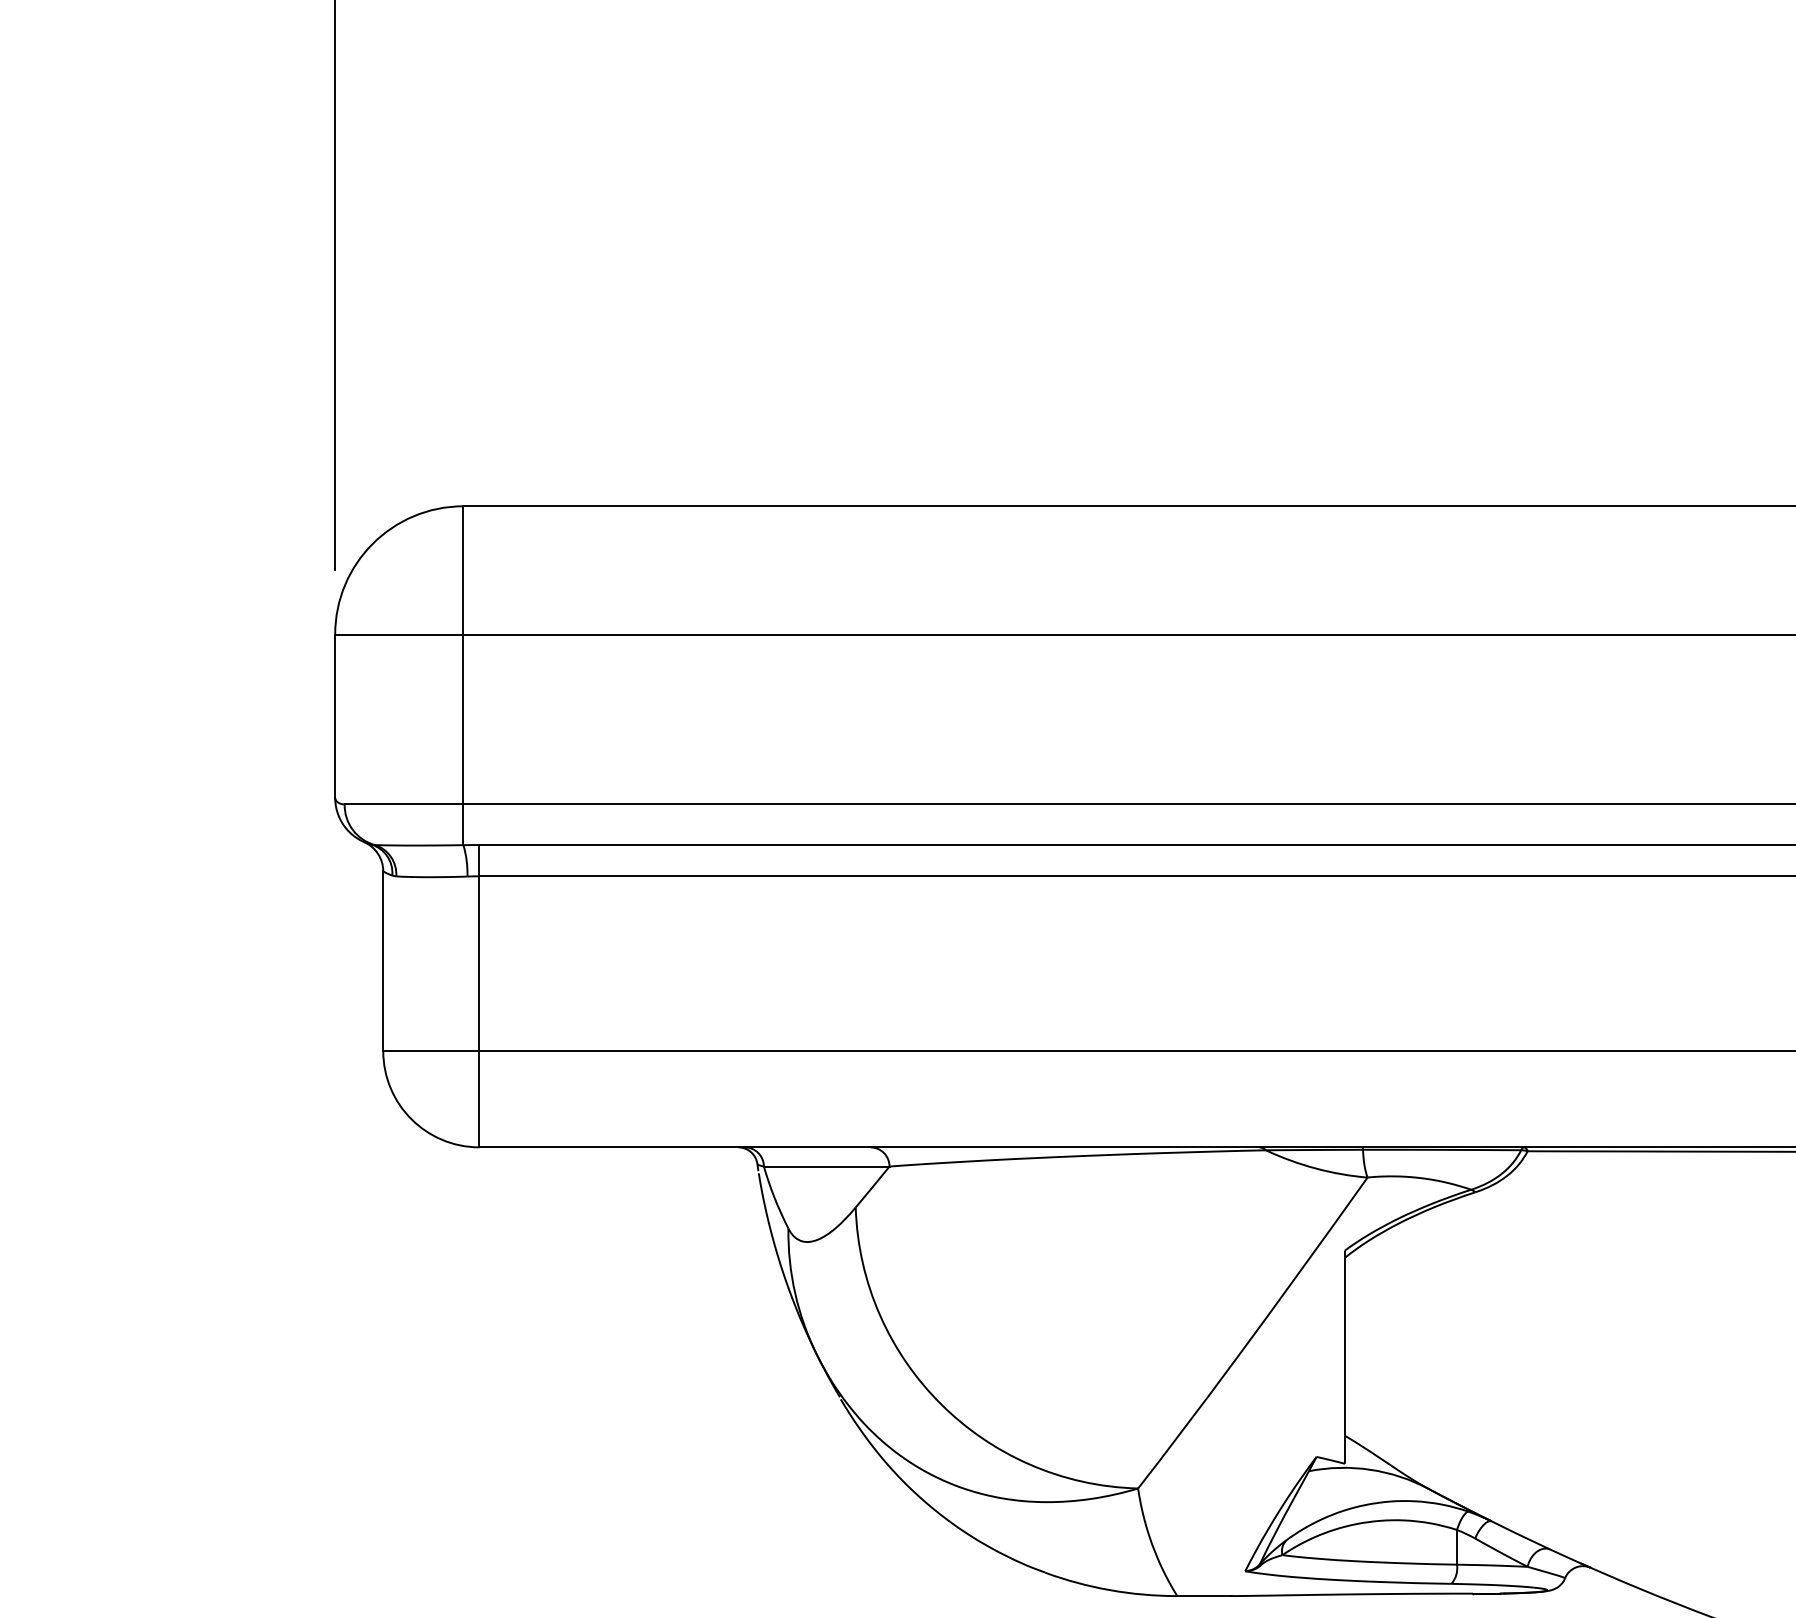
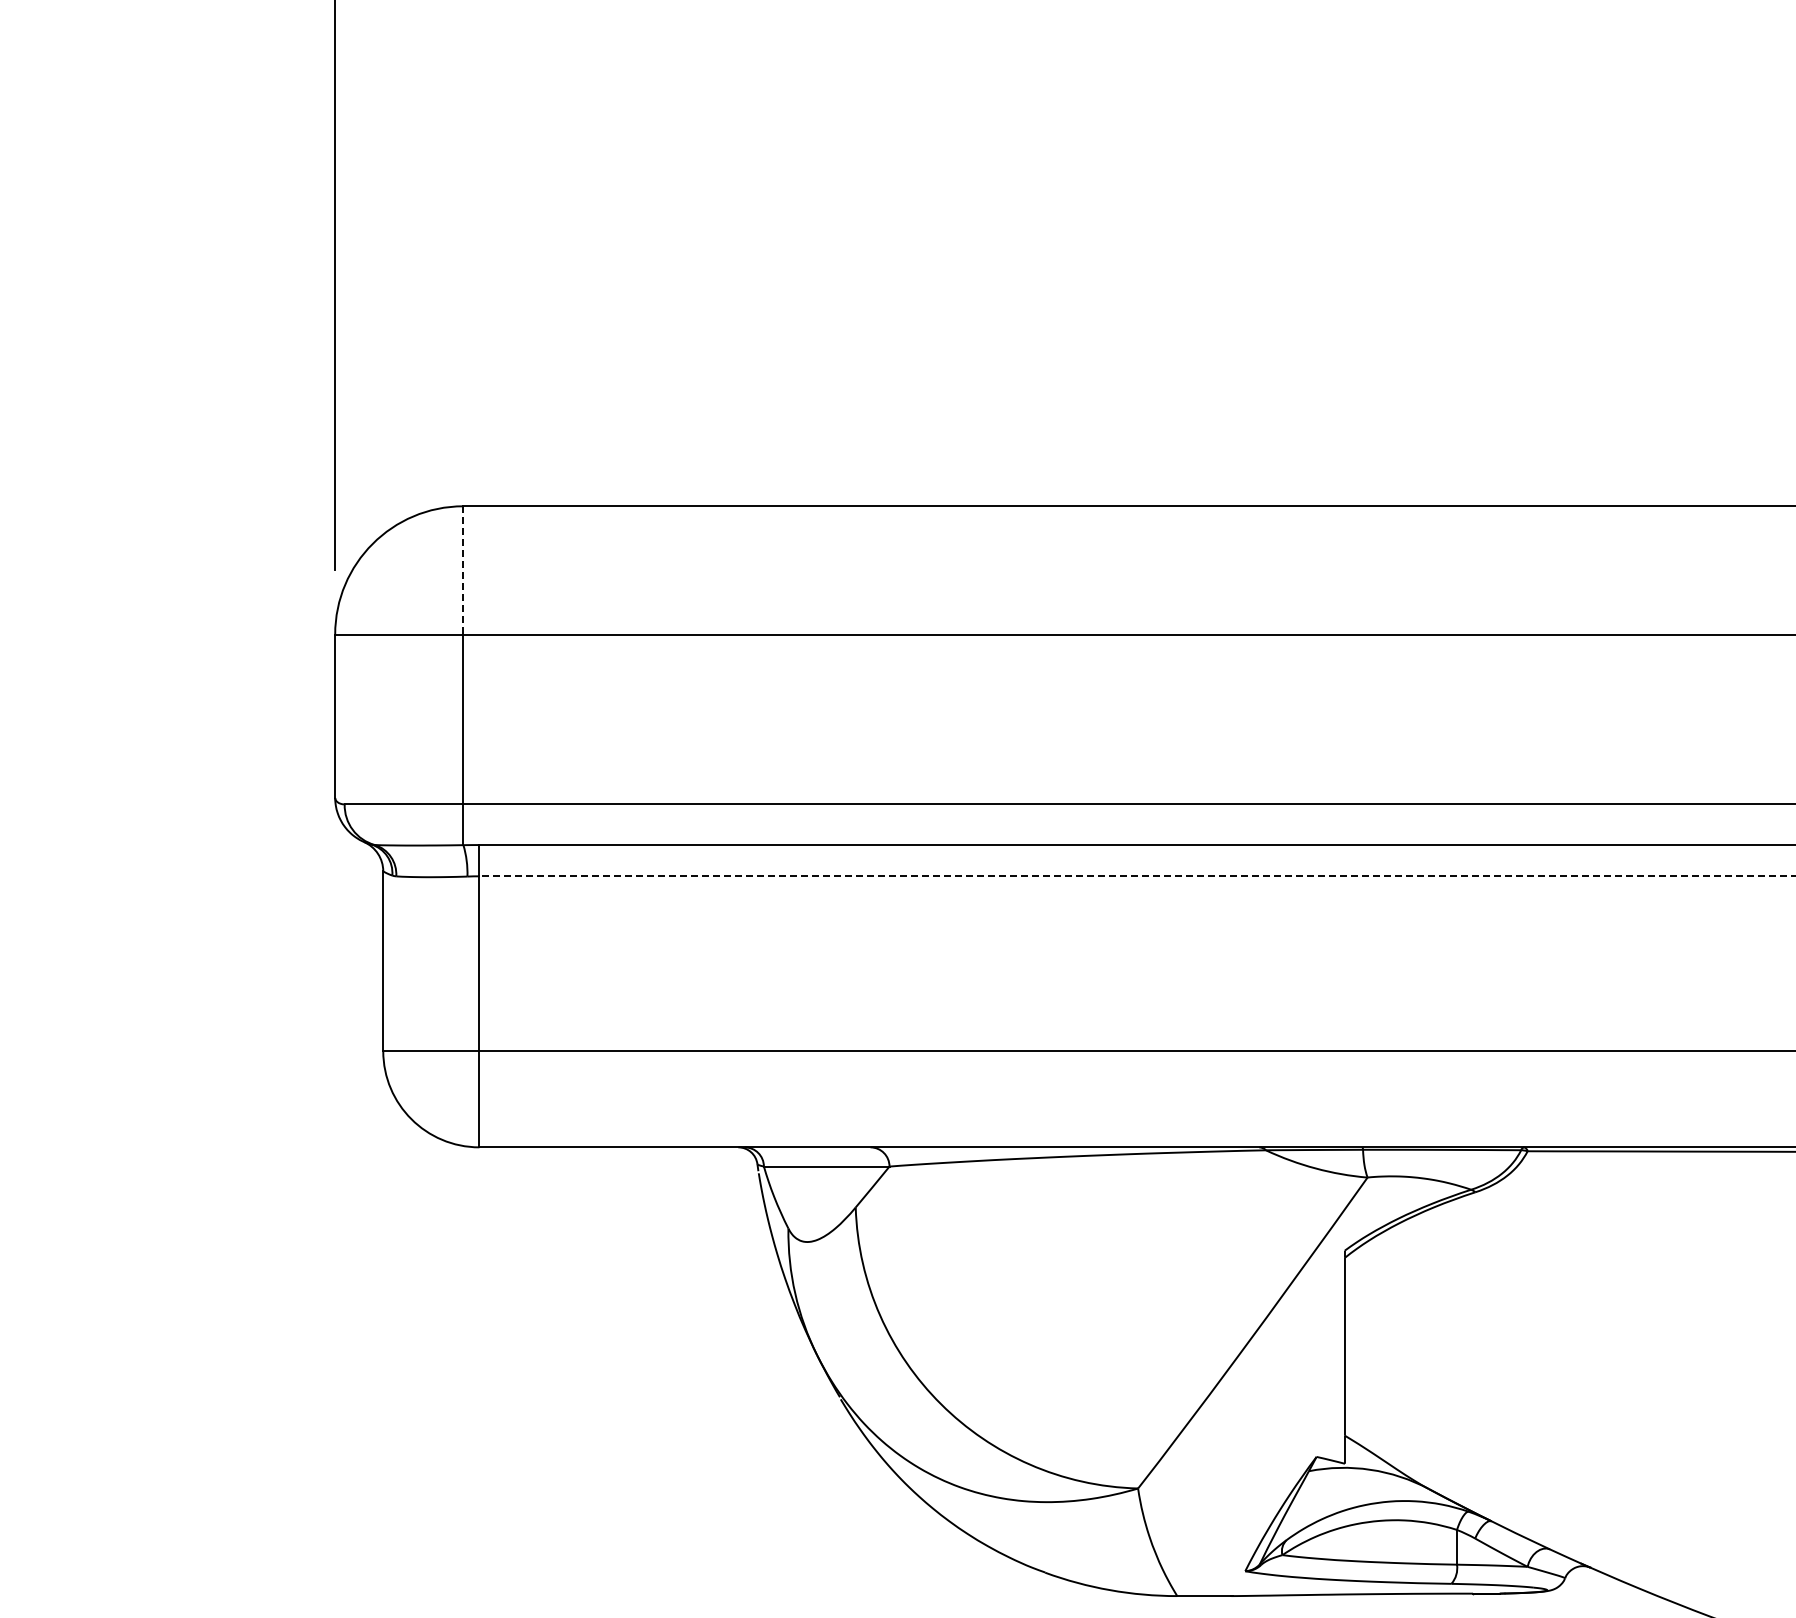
line: solid -> dashed (463, 570)
line: solid -> dashed (1137, 876)
